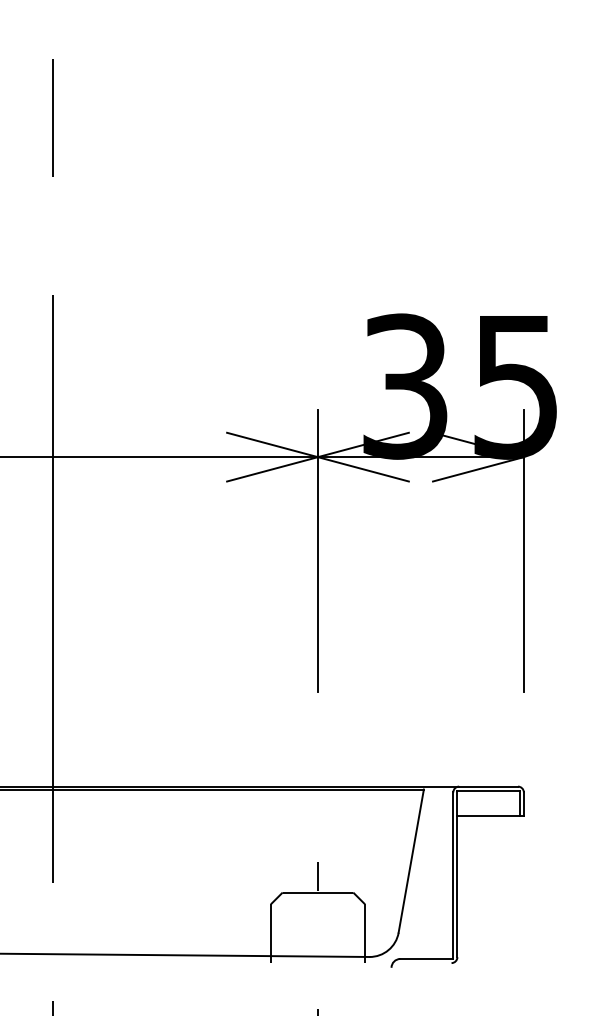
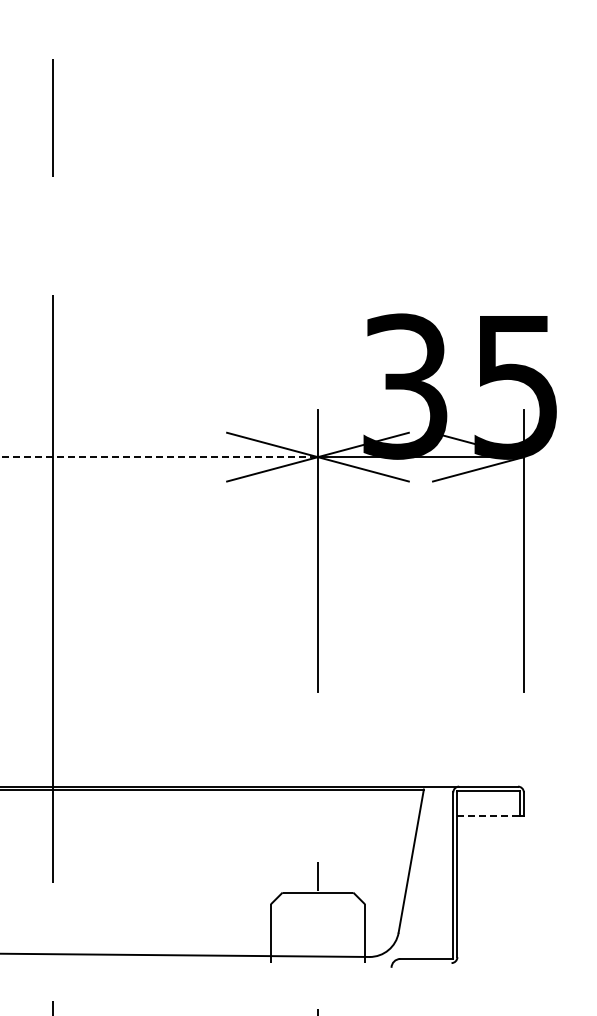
line: solid -> dashed (159, 457)
line: solid -> dashed (489, 816)
